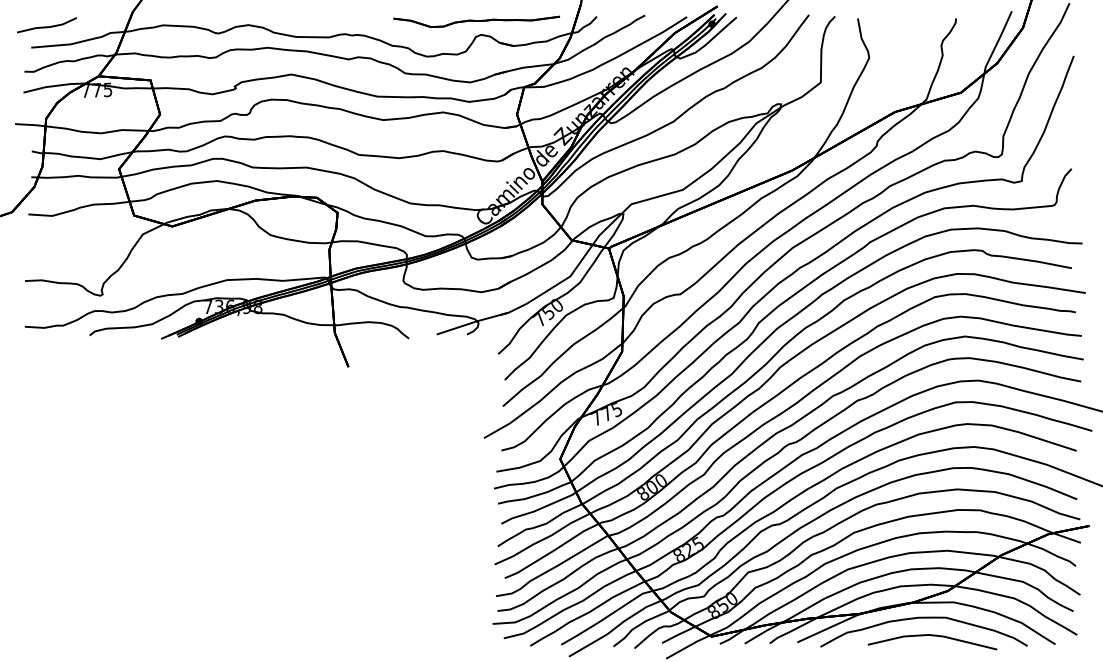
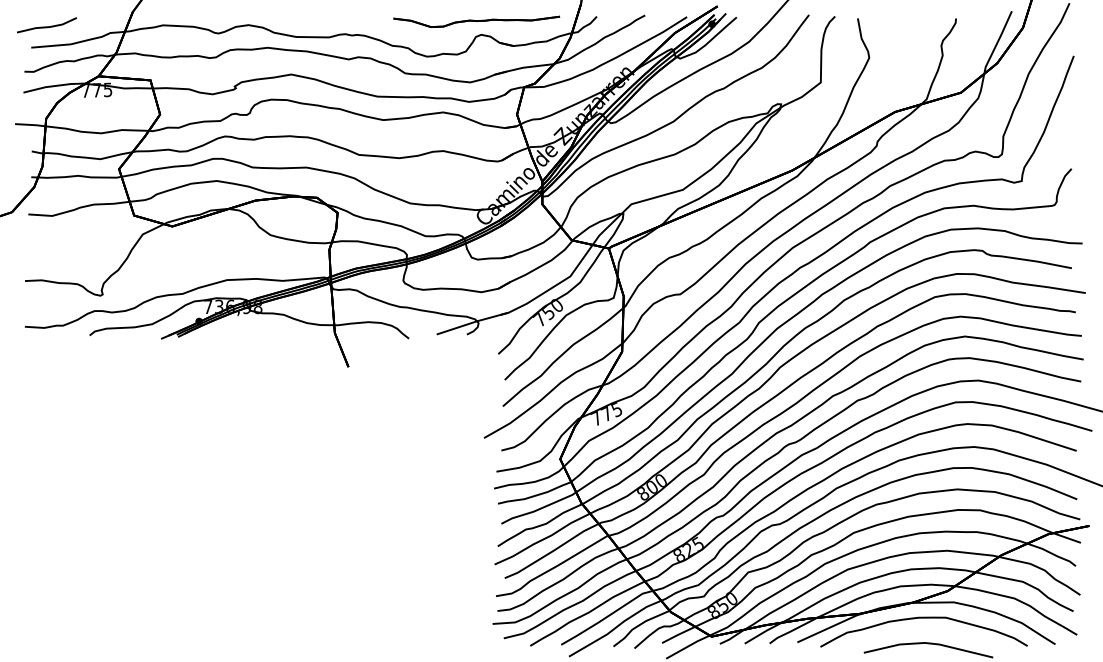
part position: (932, 642) -> (928, 650) (928, 650)
